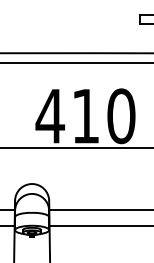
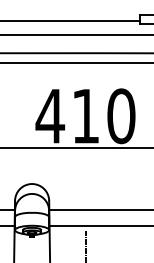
line: none -> present (71, 21)
line: none -> present (76, 35)
line: none -> present (85, 245)
